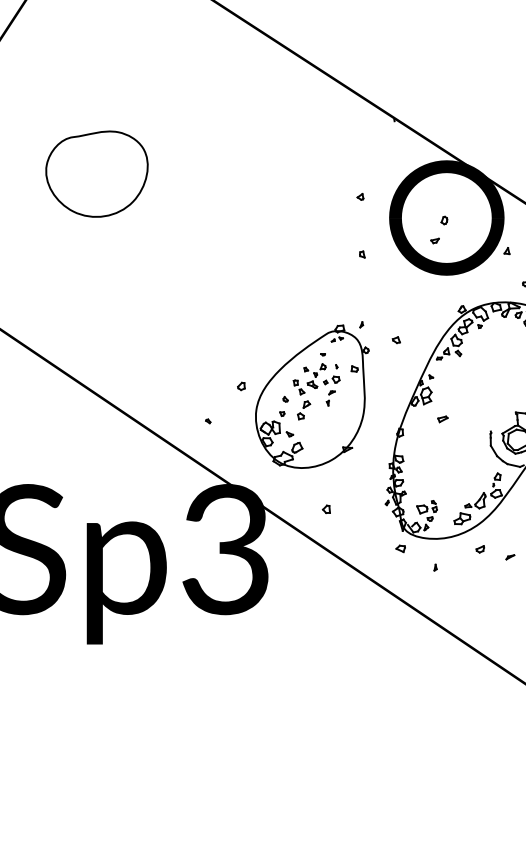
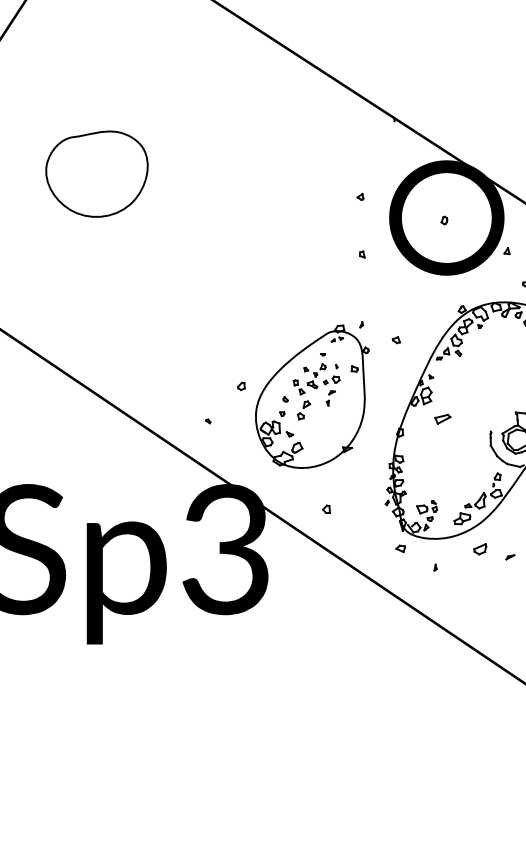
part: present -> none (434, 240)
part size: 12x9 px -> 18x12 px (442, 418)
part size: 11x9 px -> 15x13 px (480, 549)
